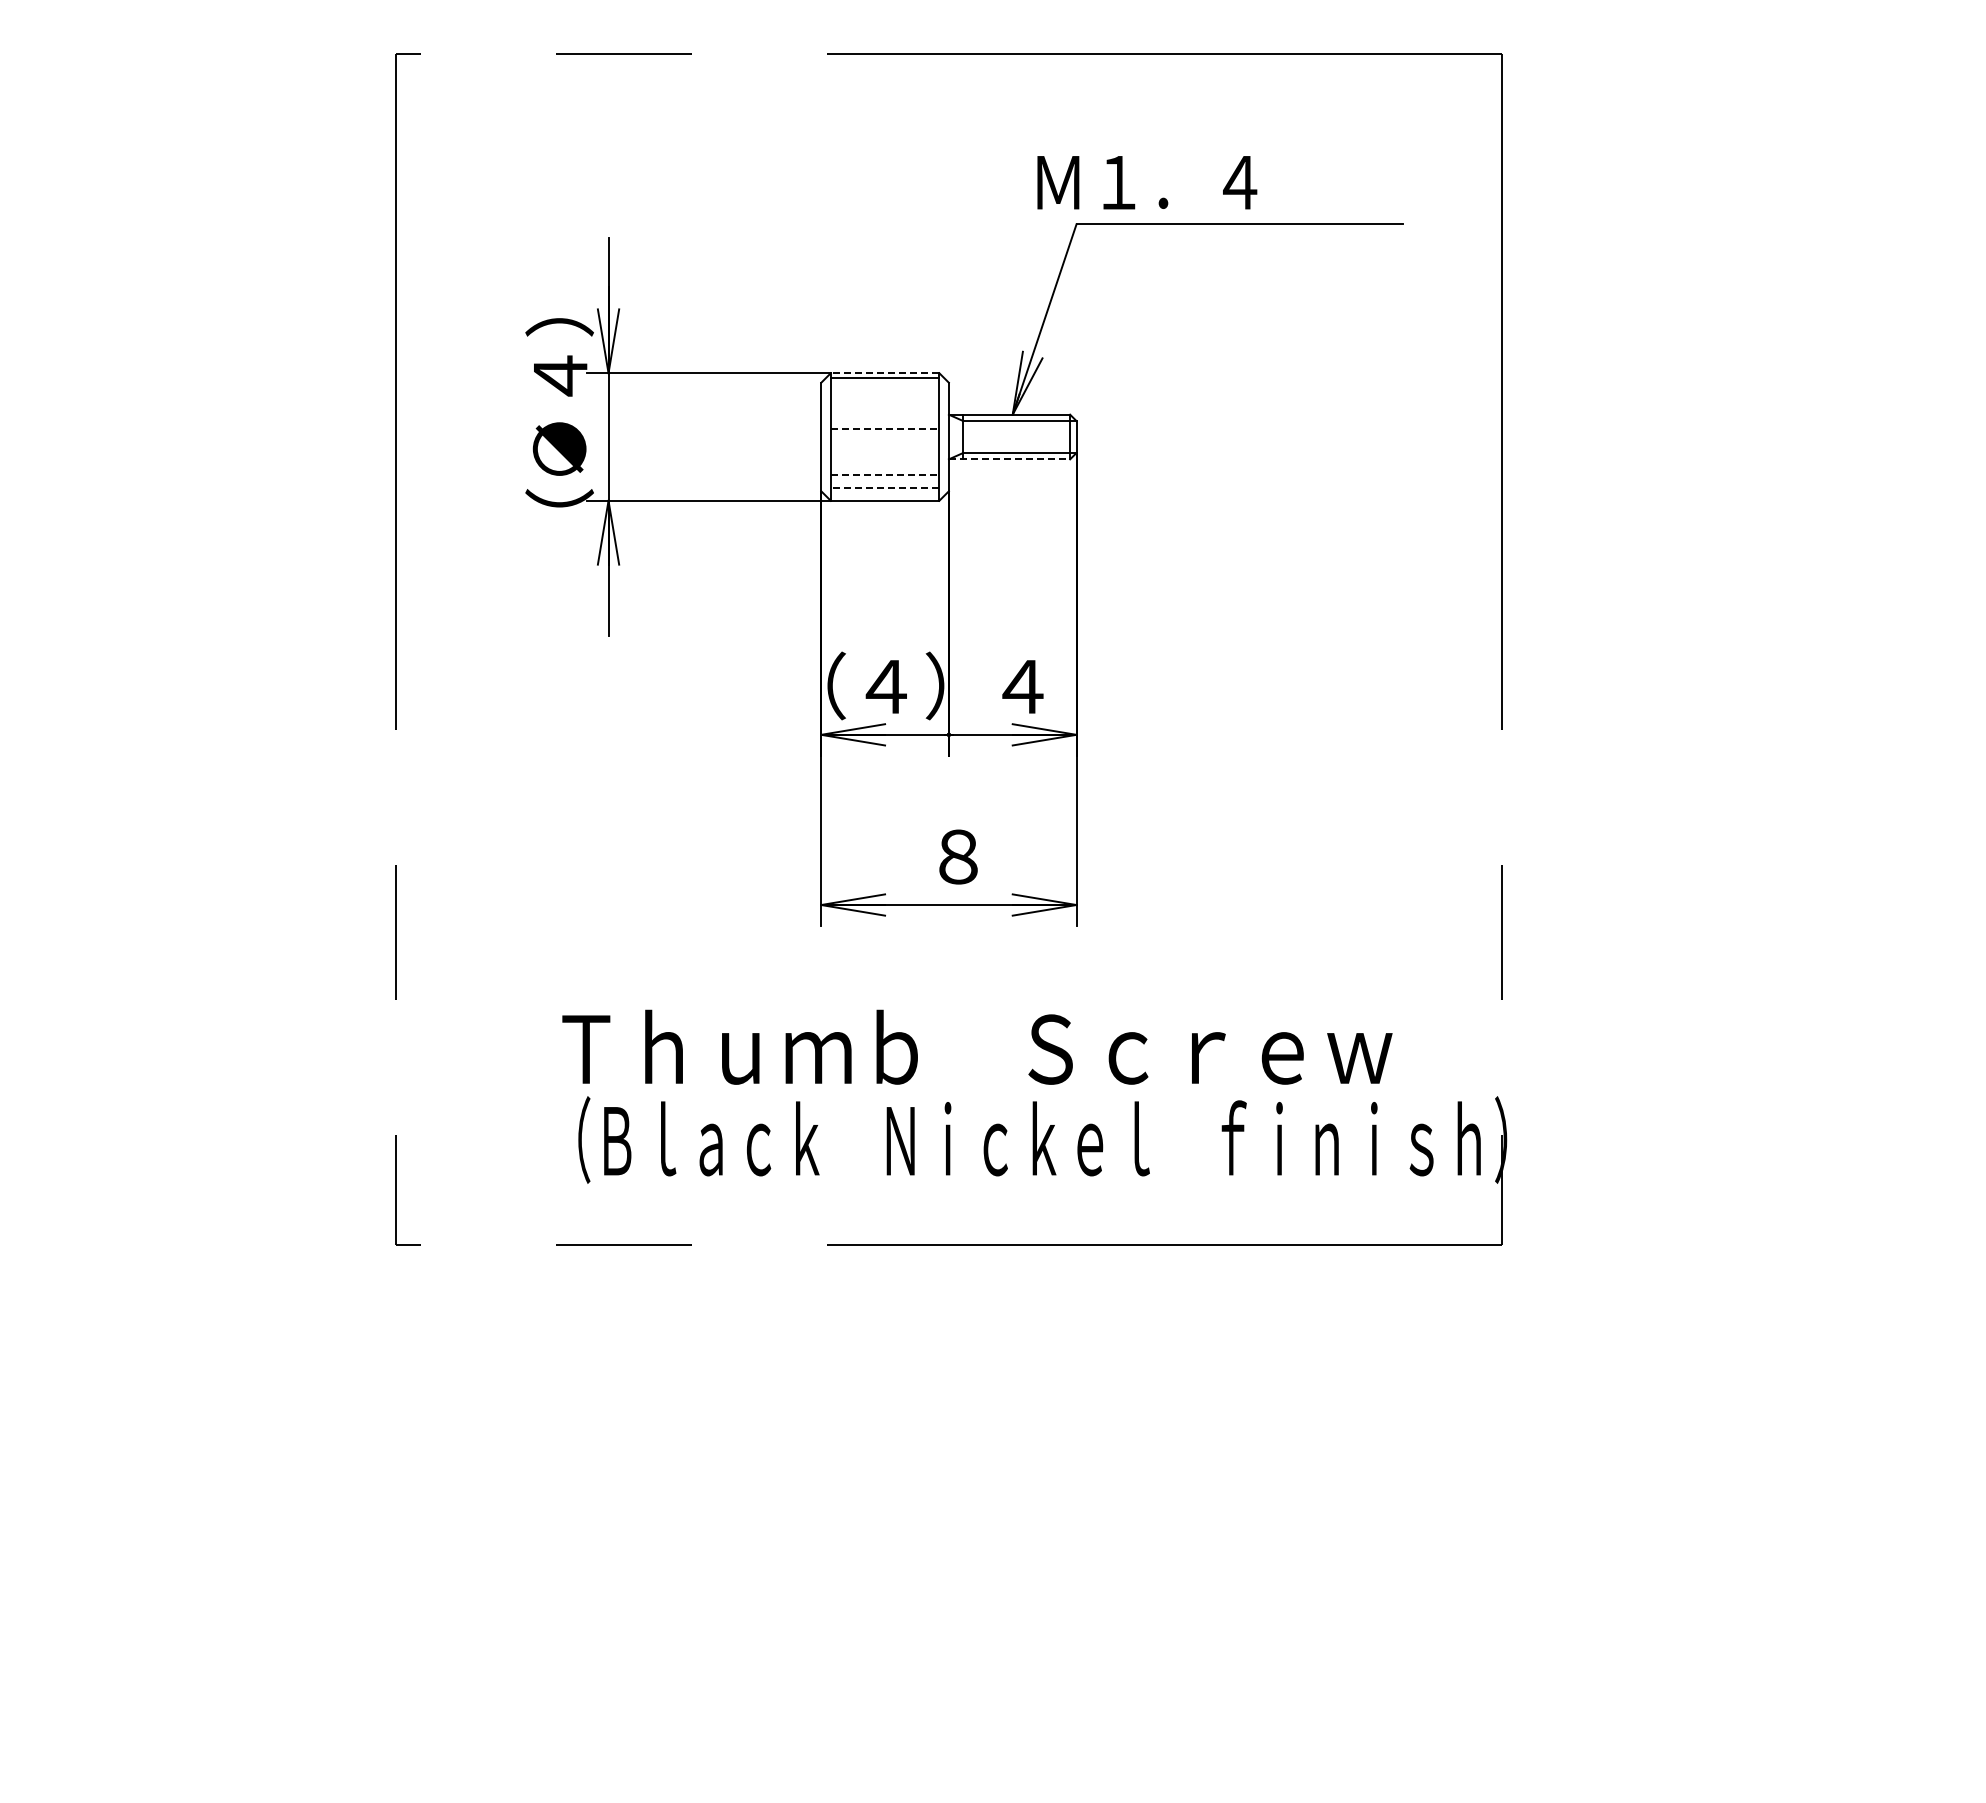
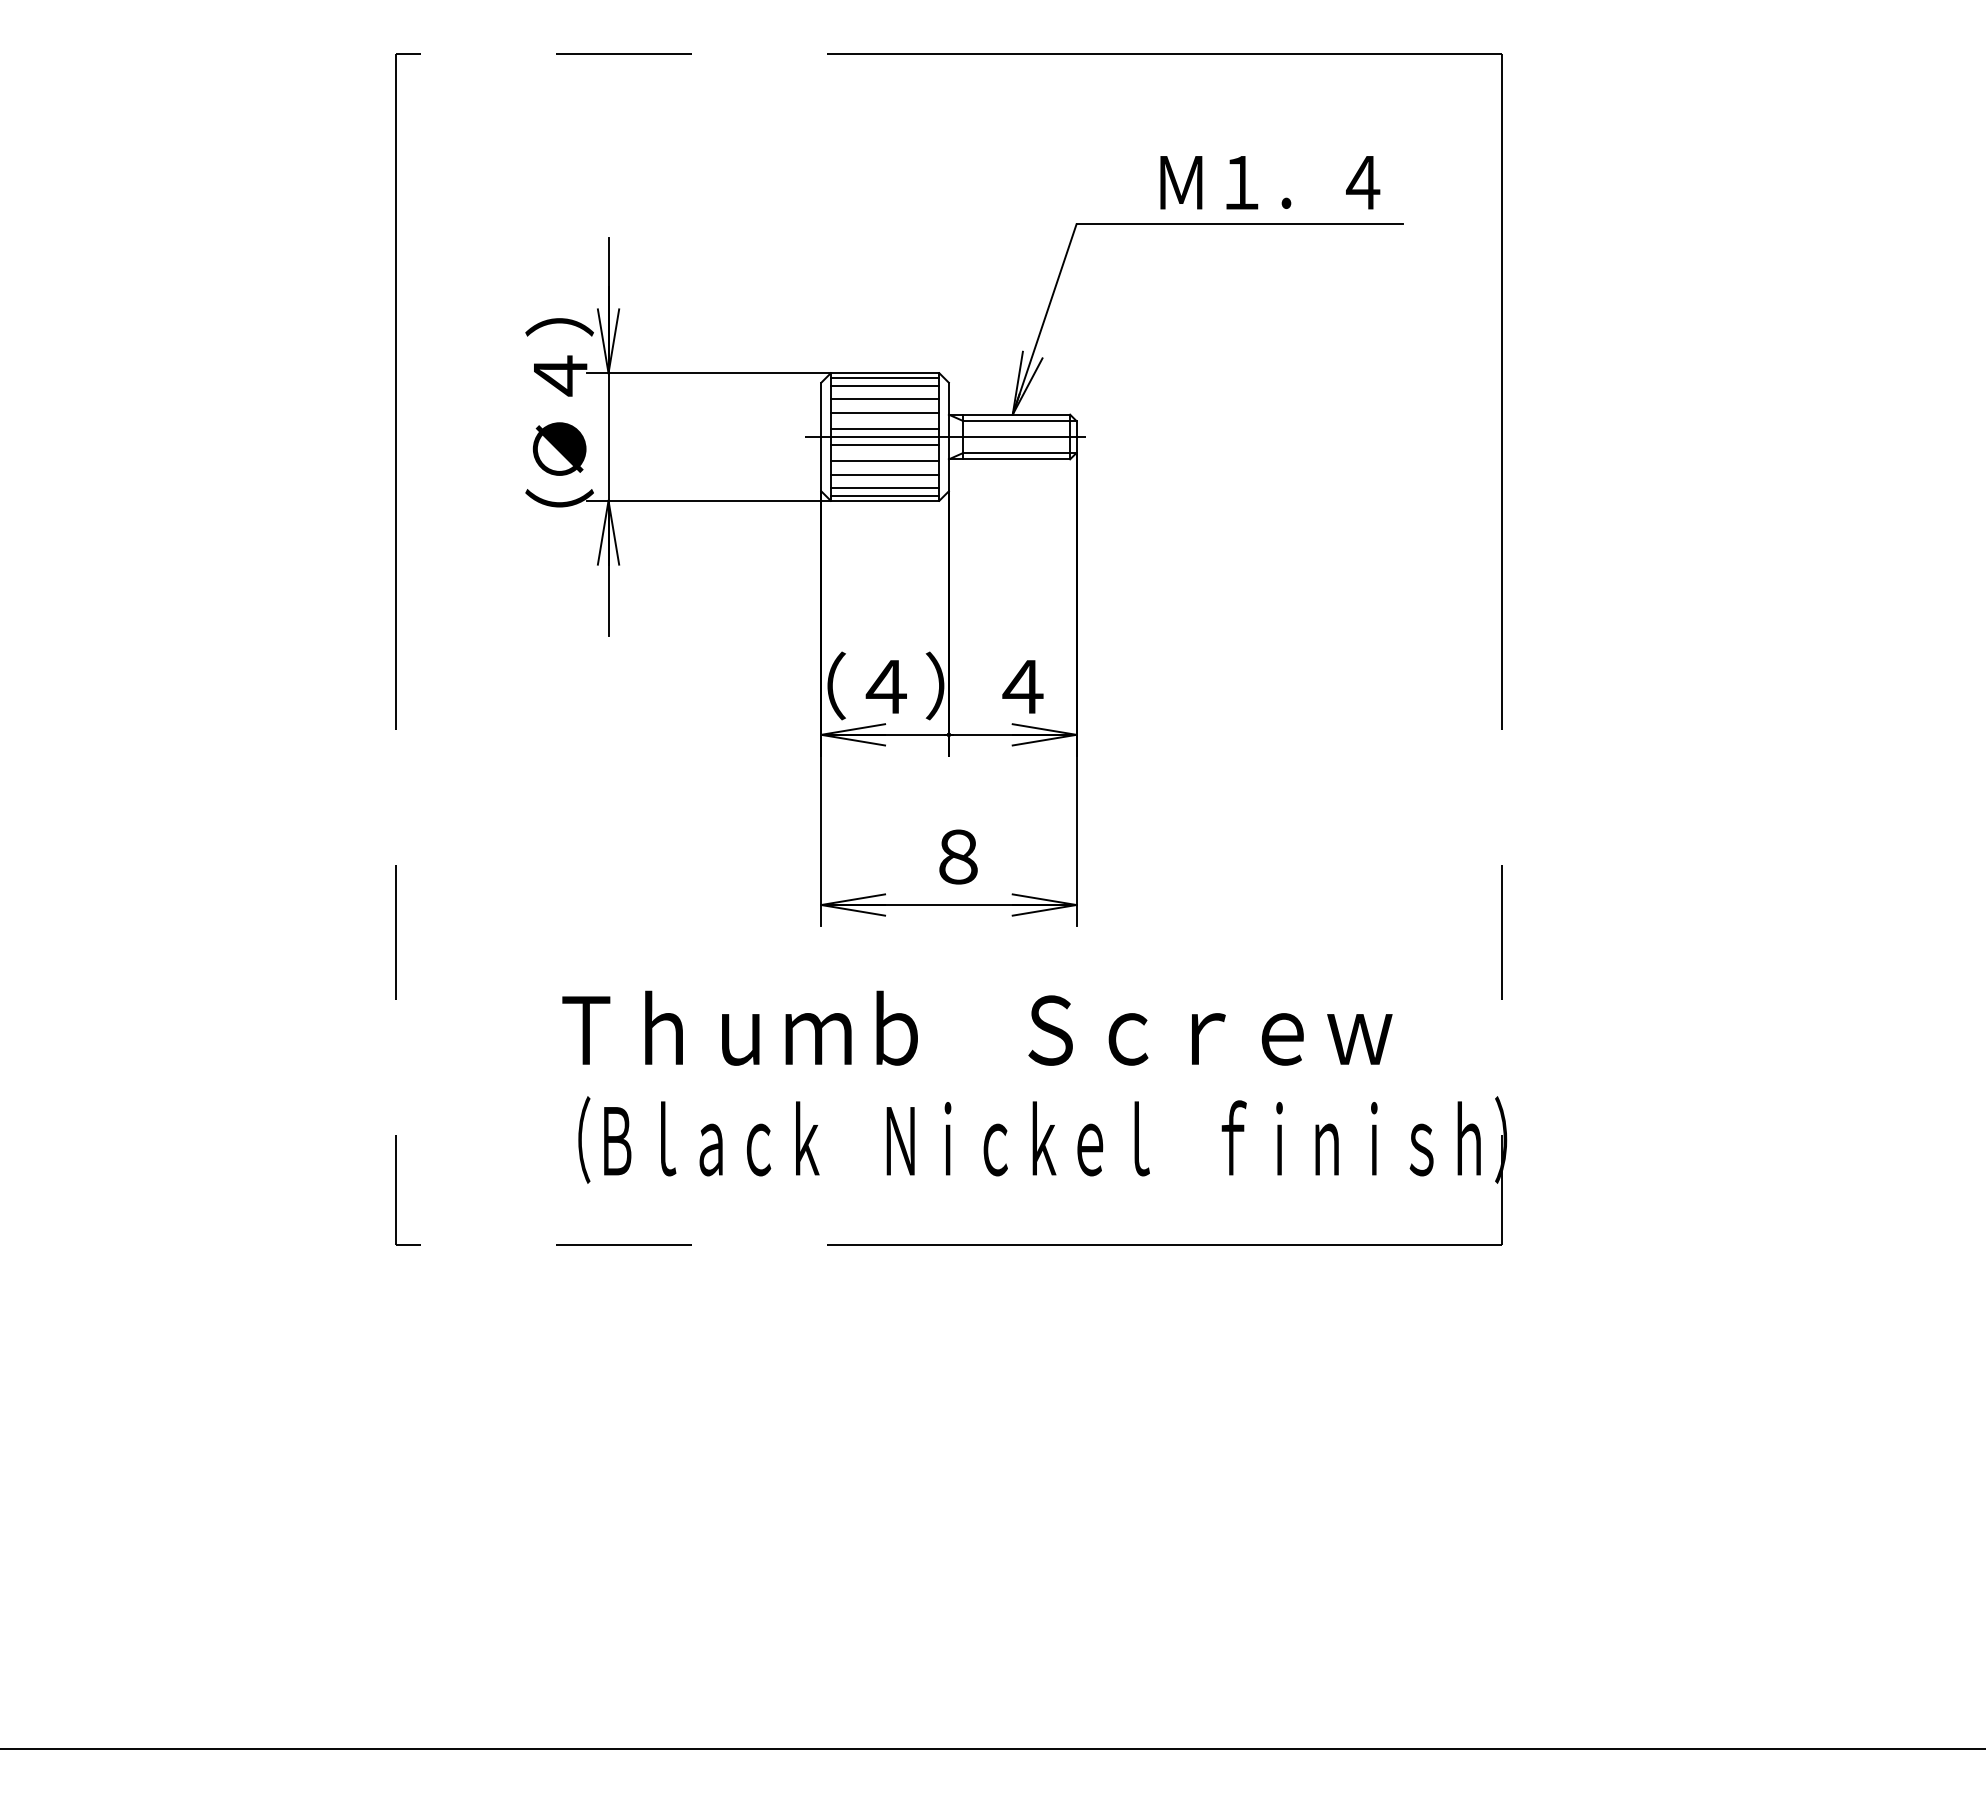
text position: (1147, 182) -> (1270, 182) (1270, 182)
line: dashed -> solid (884, 373)
line: none -> present (884, 385)
line: none -> present (884, 398)
line: none -> present (884, 413)
line: dashed -> solid (885, 429)
line: none -> present (945, 437)
line: none -> present (884, 445)
line: dashed -> solid (1009, 459)
line: none -> present (884, 460)
line: dashed -> solid (885, 475)
line: dashed -> solid (884, 488)
line: none -> present (884, 496)
text position: (977, 1046) -> (977, 1027) (977, 1027)
line: none -> present (992, 1748)
